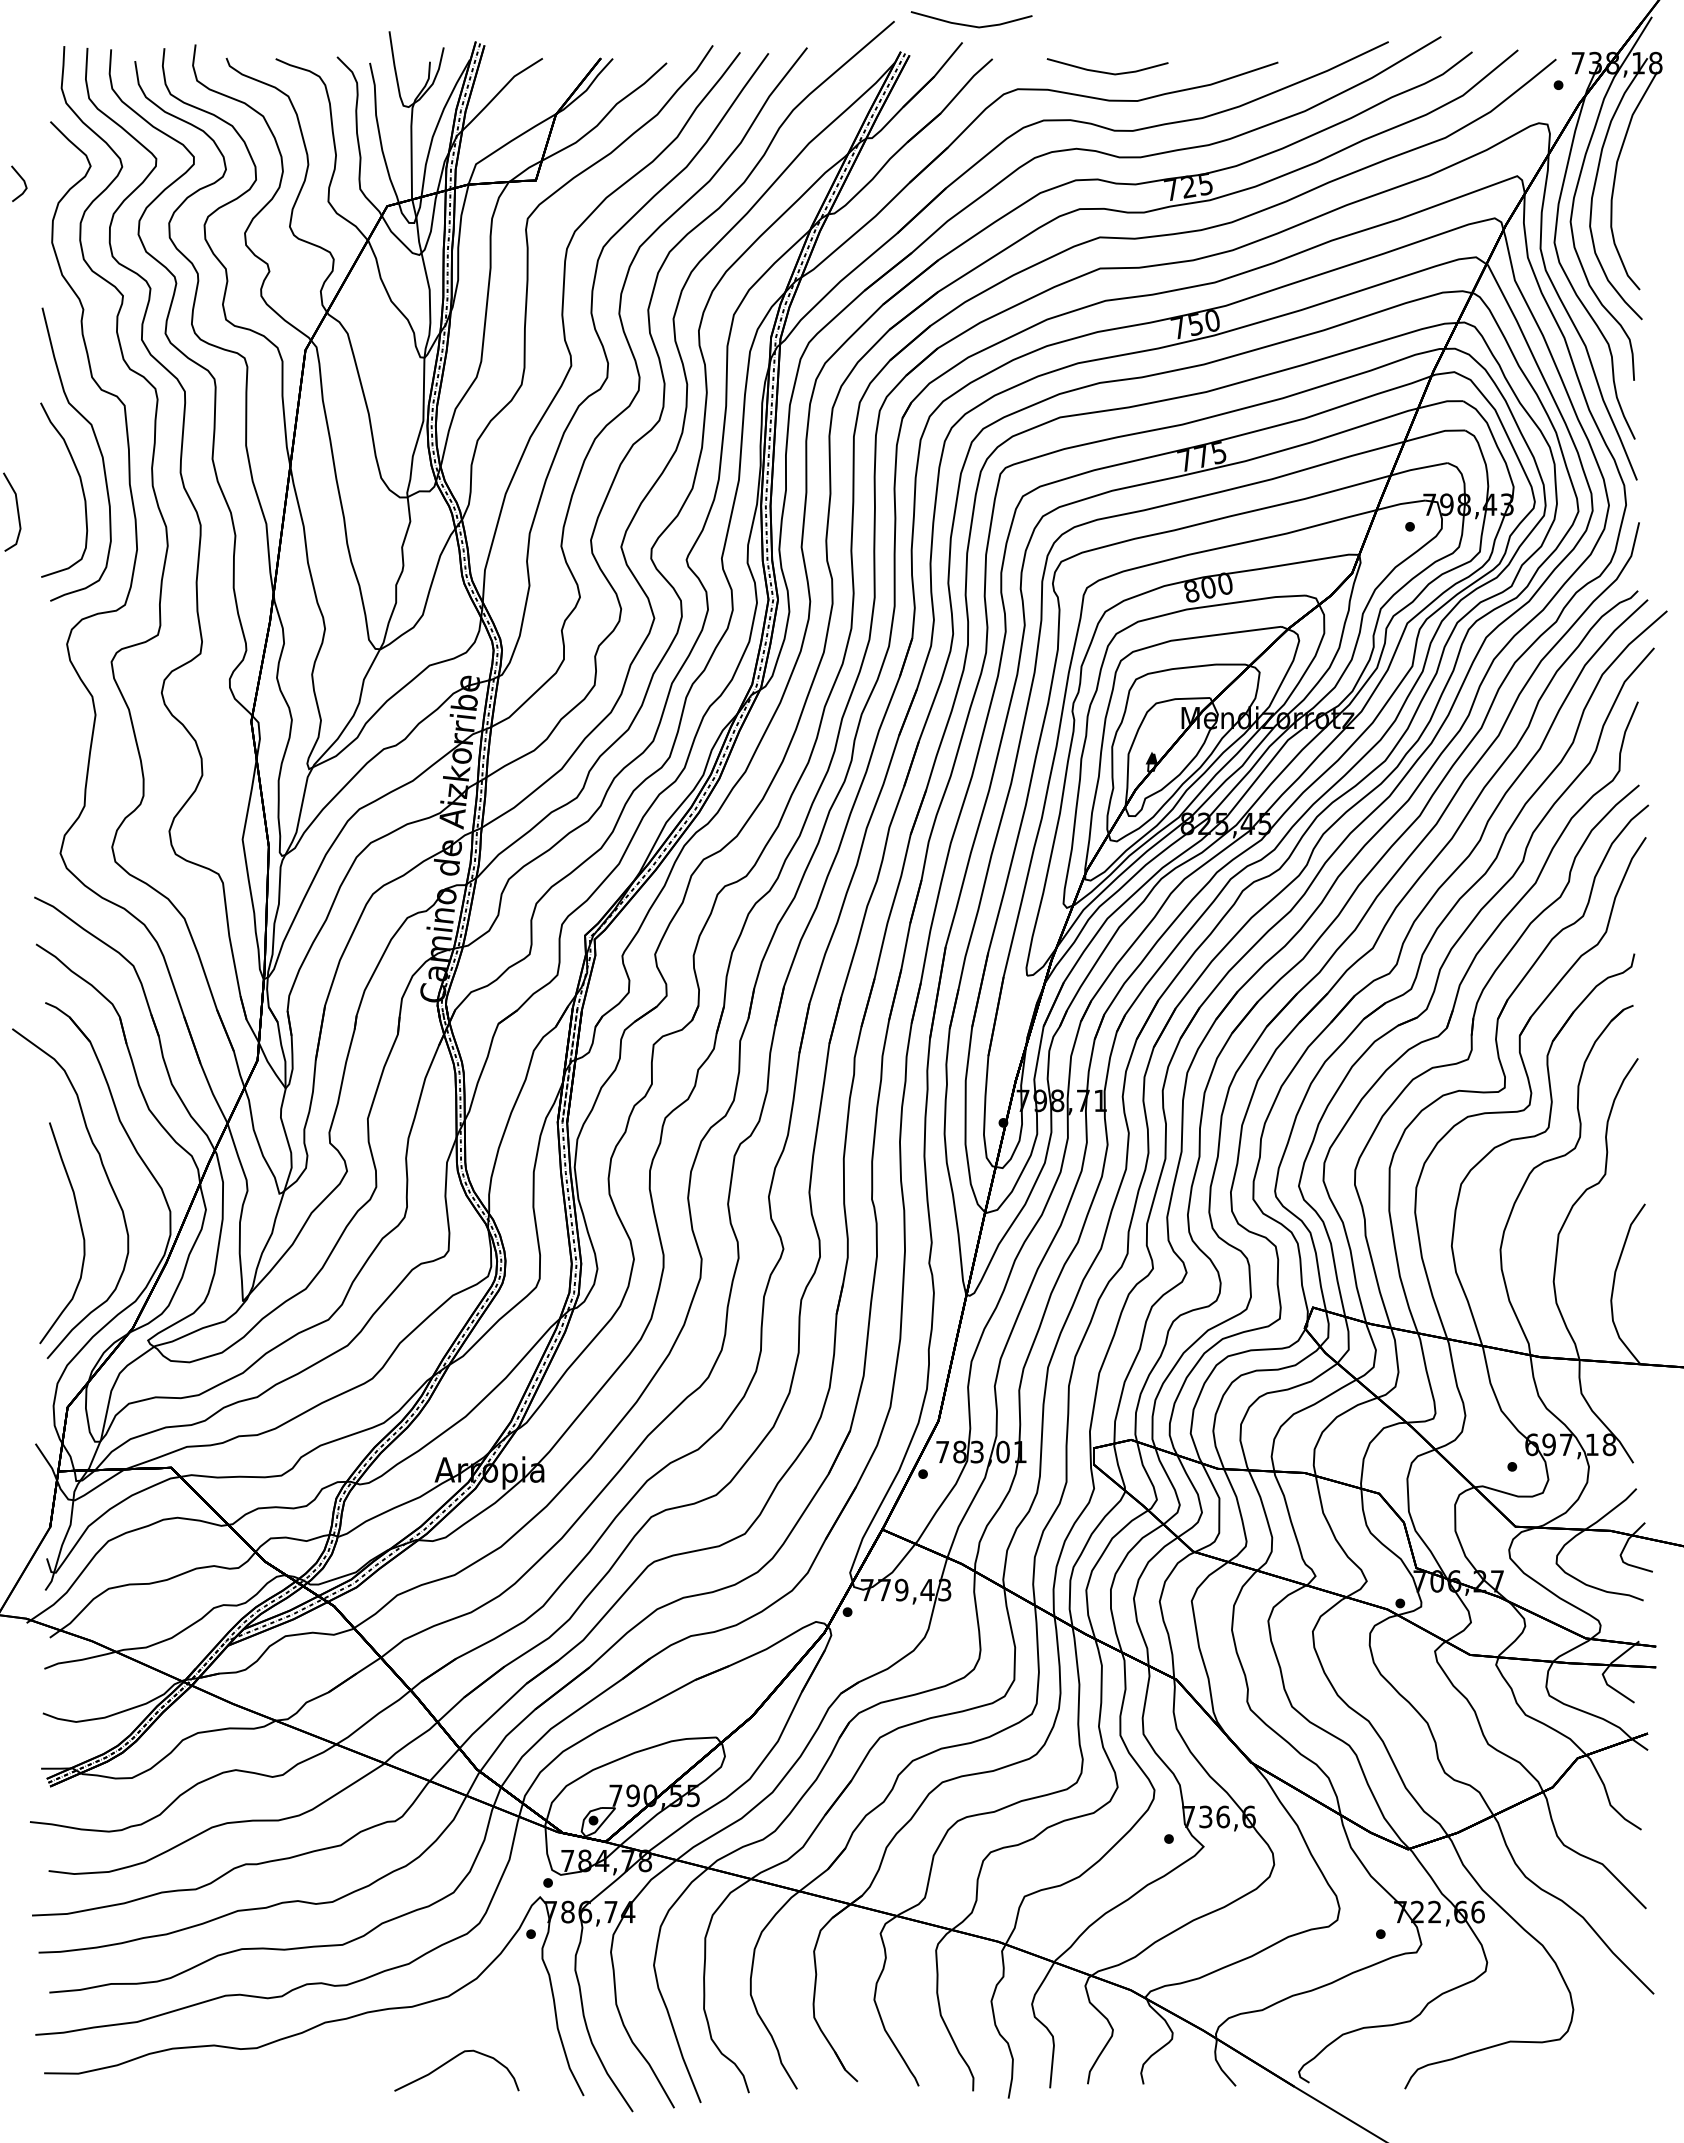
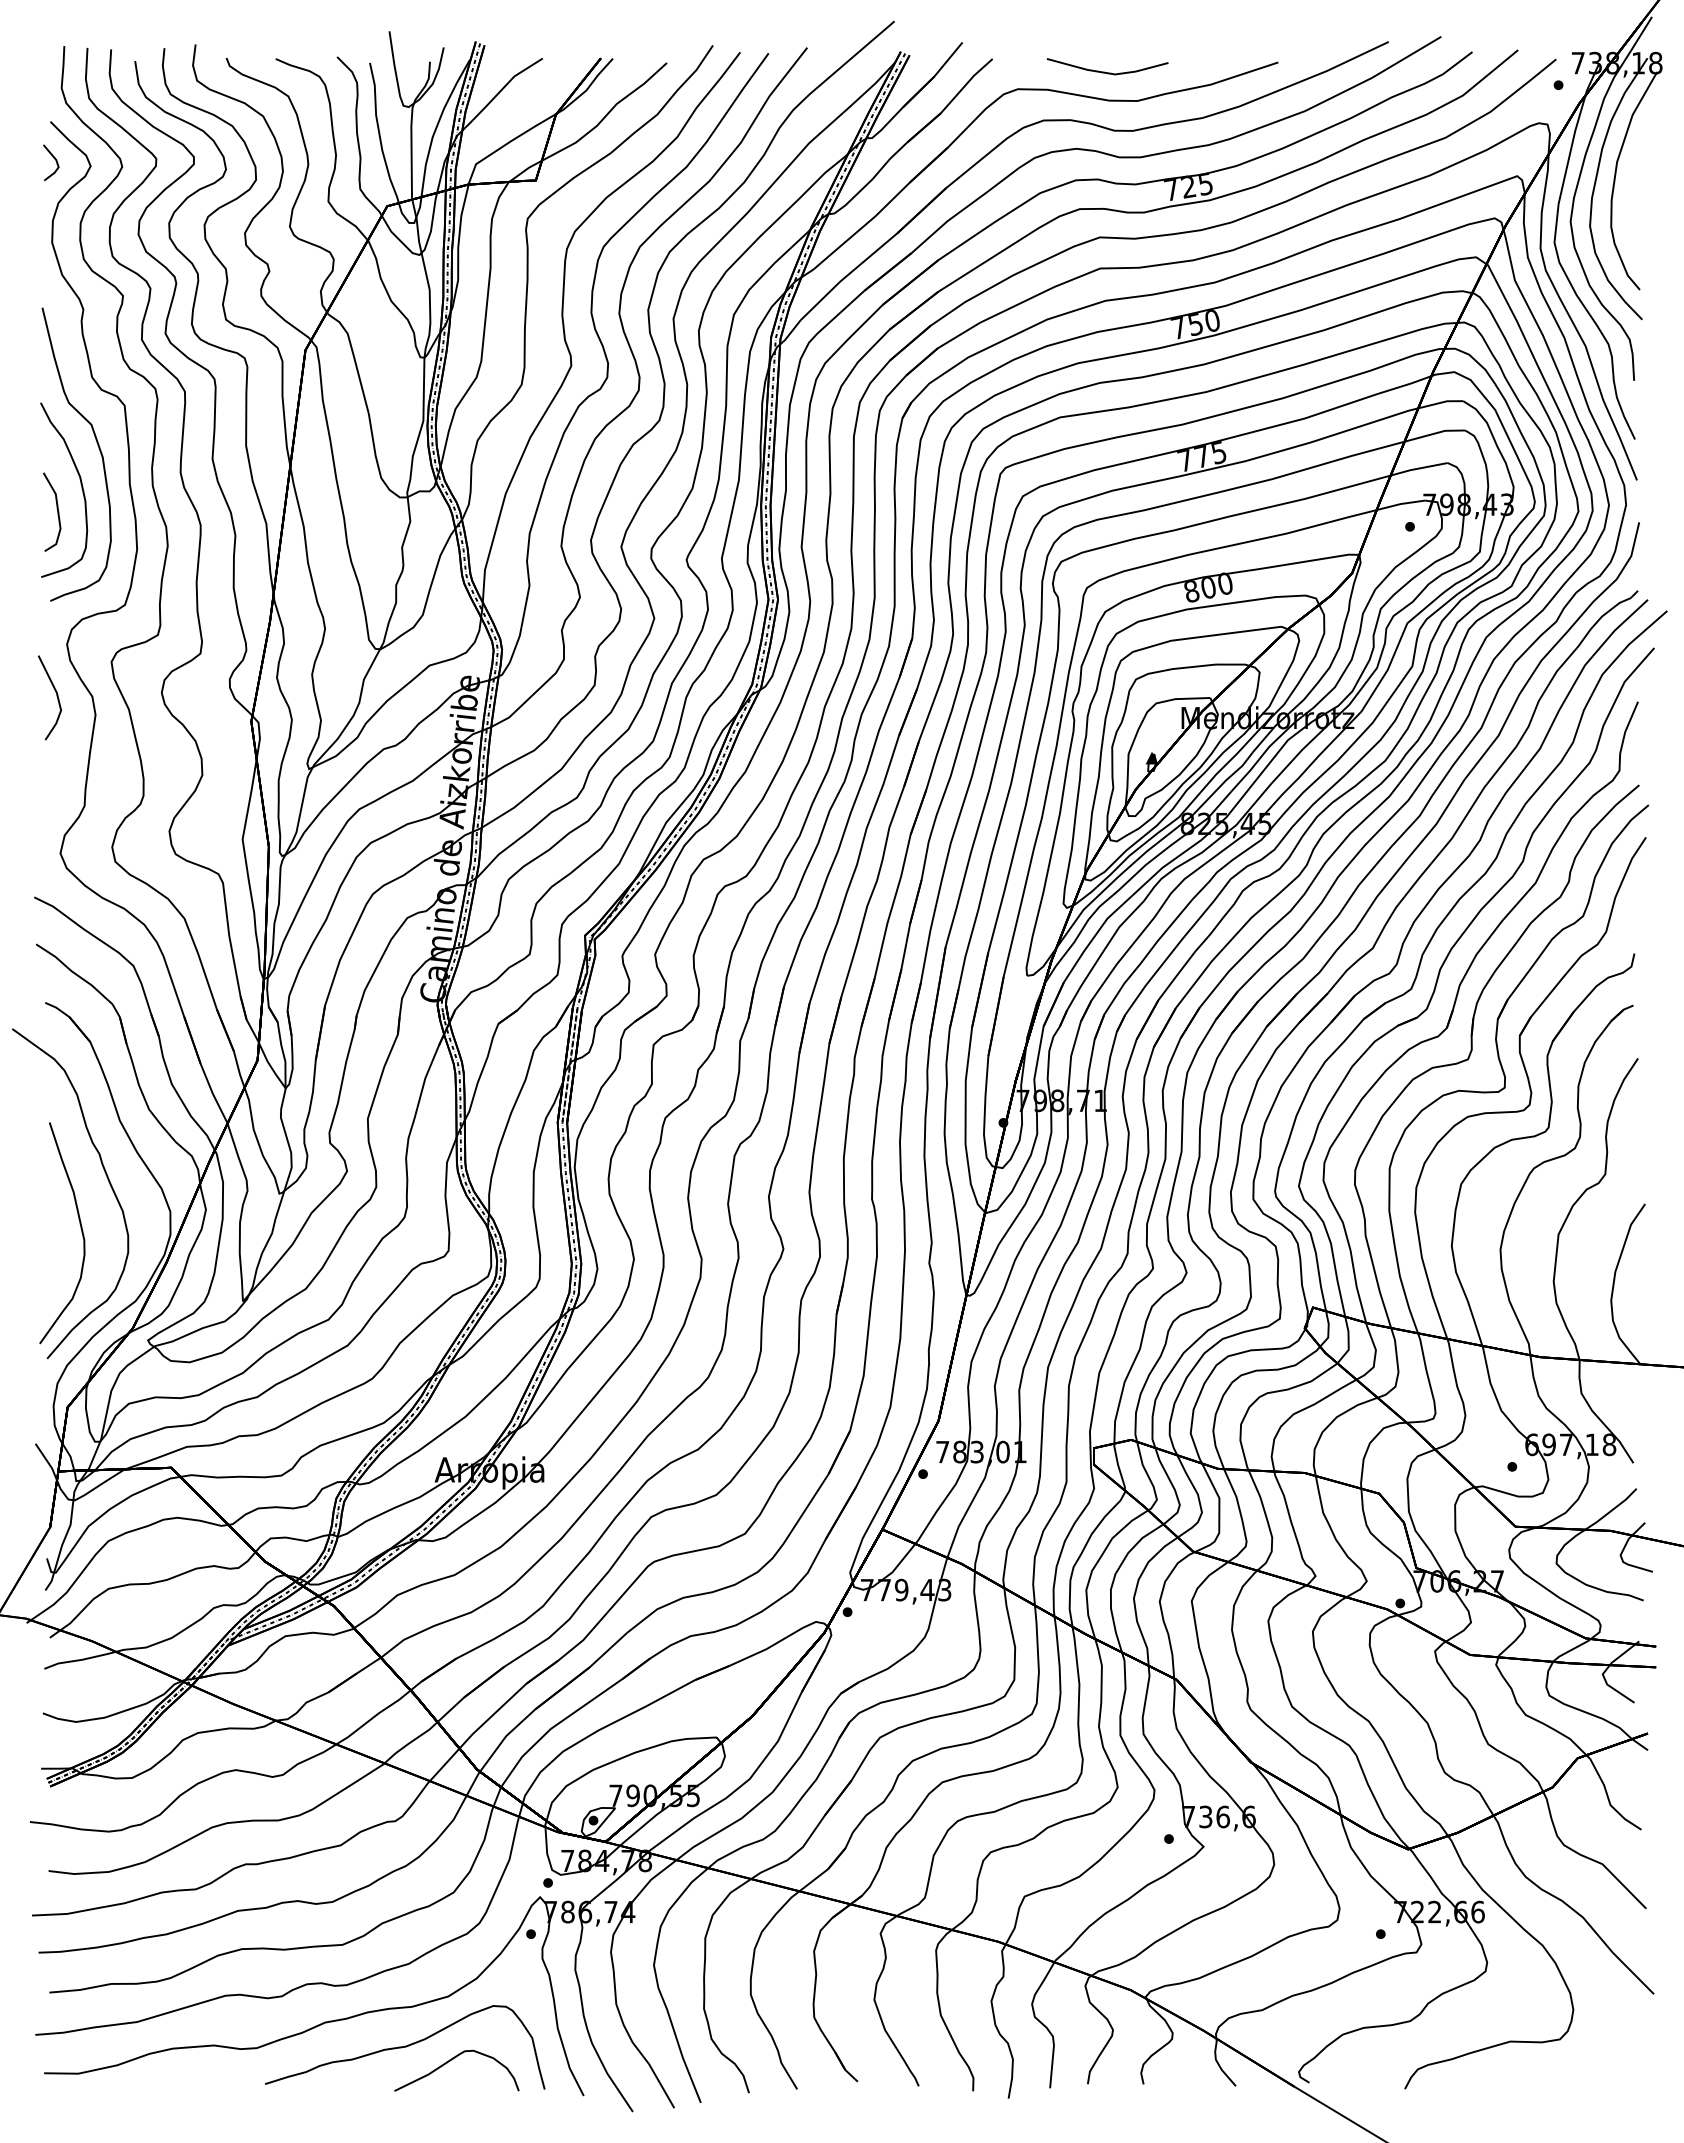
line: present -> none (968, 24)
line position: (23, 182) -> (55, 161) (55, 161)
line position: (16, 508) -> (56, 508) (56, 508)
line: none -> present (56, 696)
curve: none -> present (405, 2047)
